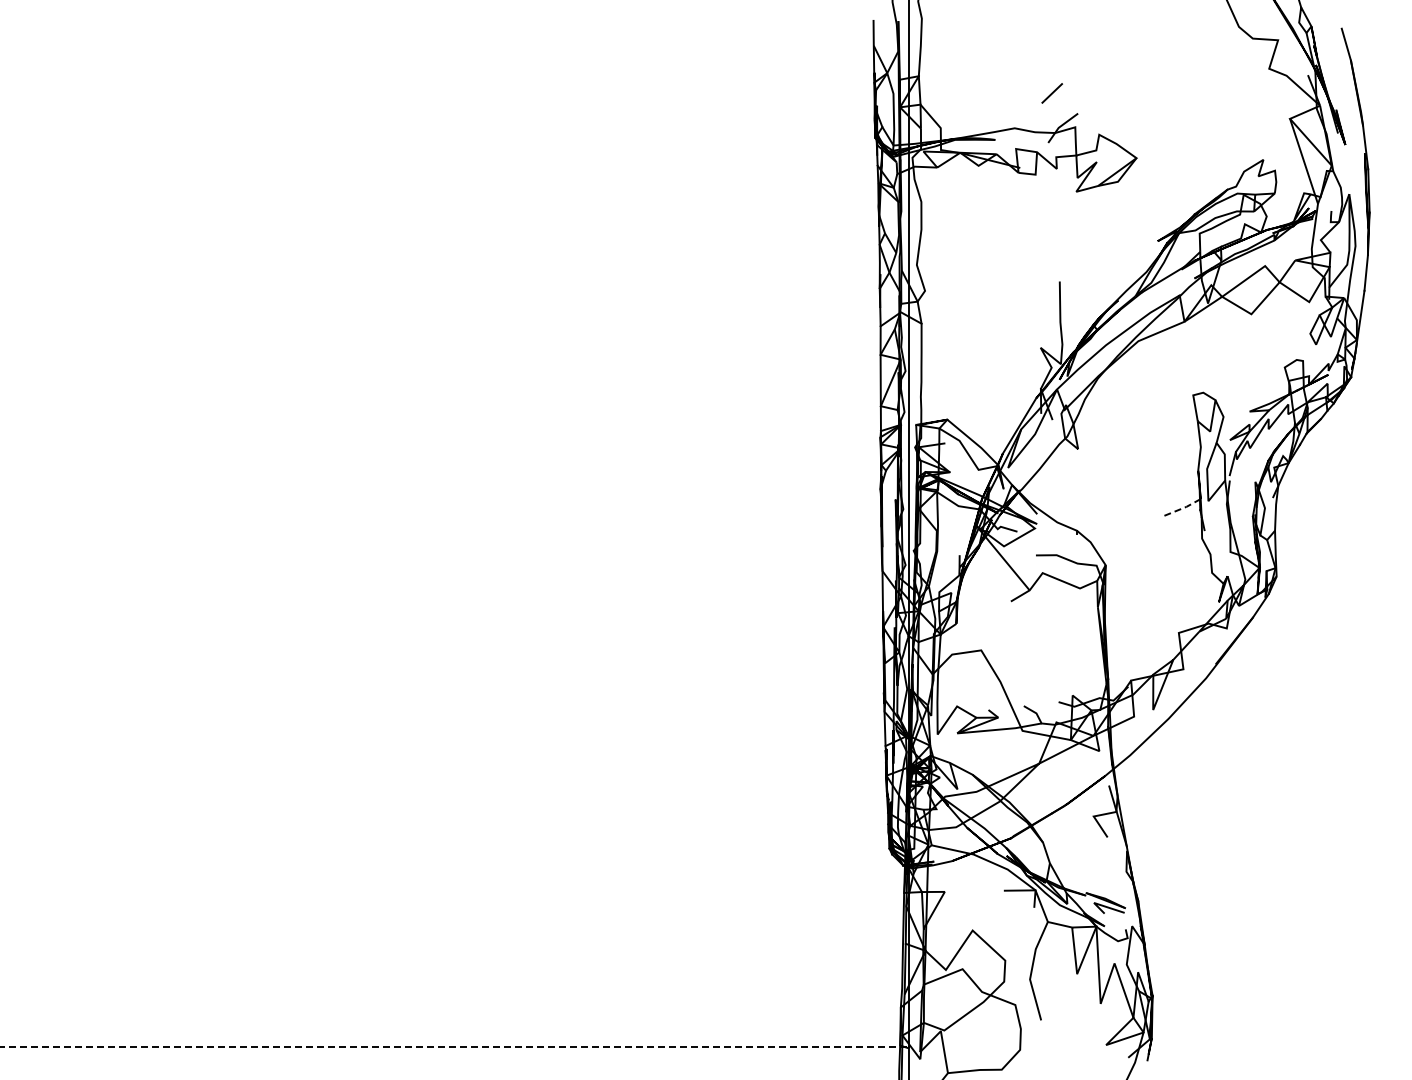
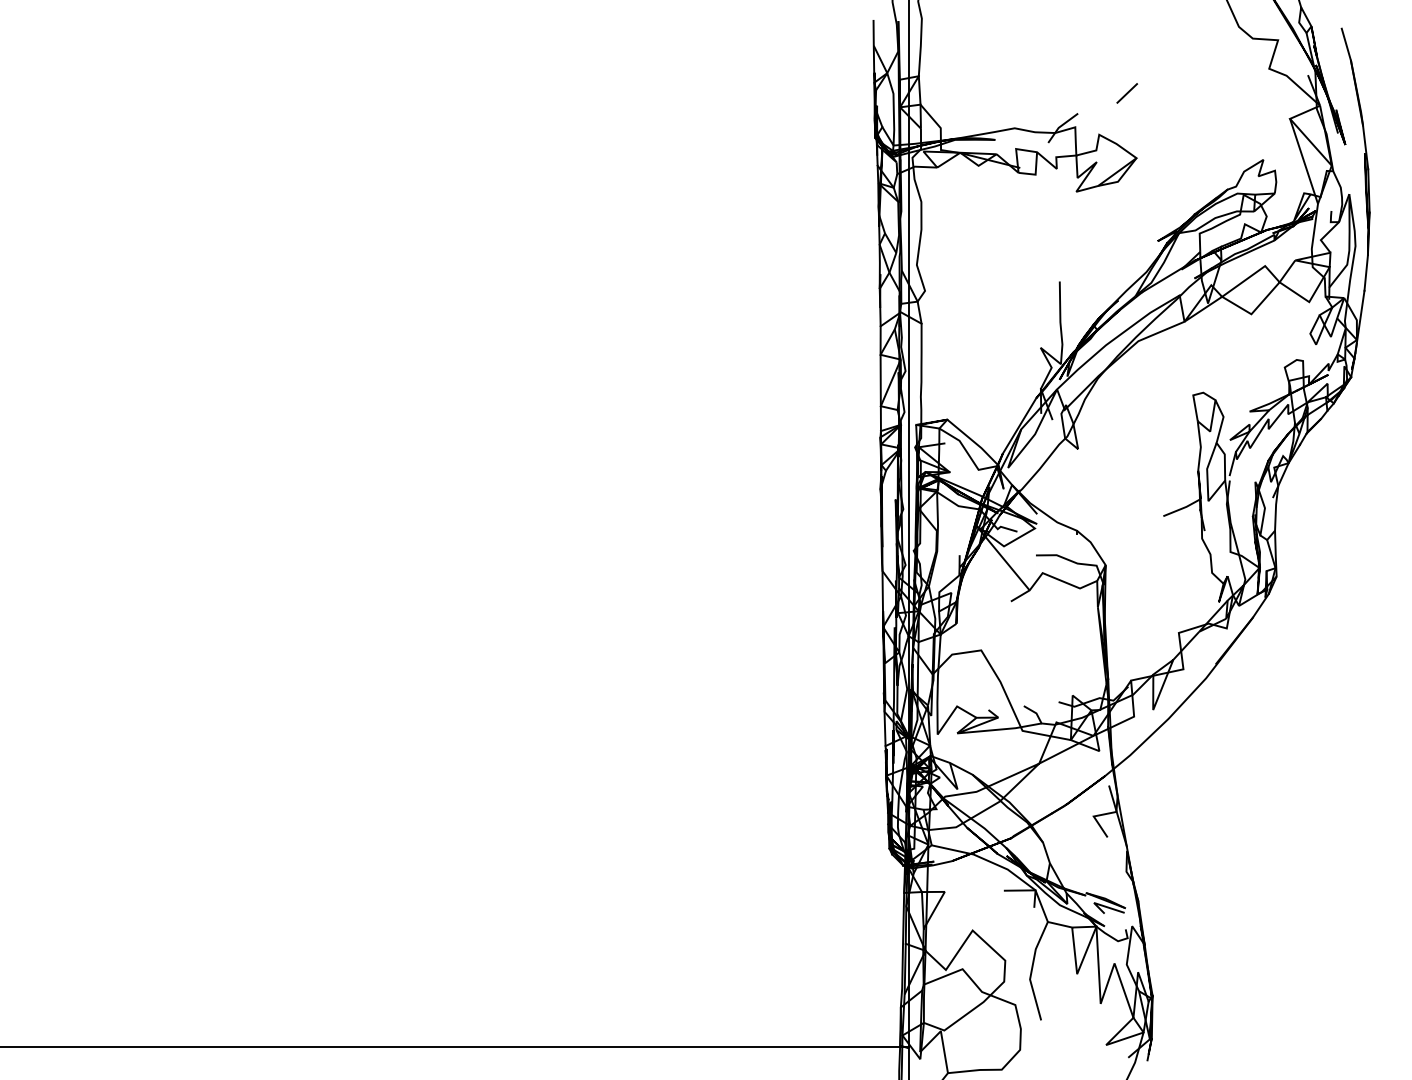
line position: (1051, 93) -> (1126, 93) (1126, 93)
line: dashed -> solid (1182, 508)
line: dashed -> solid (455, 1046)
